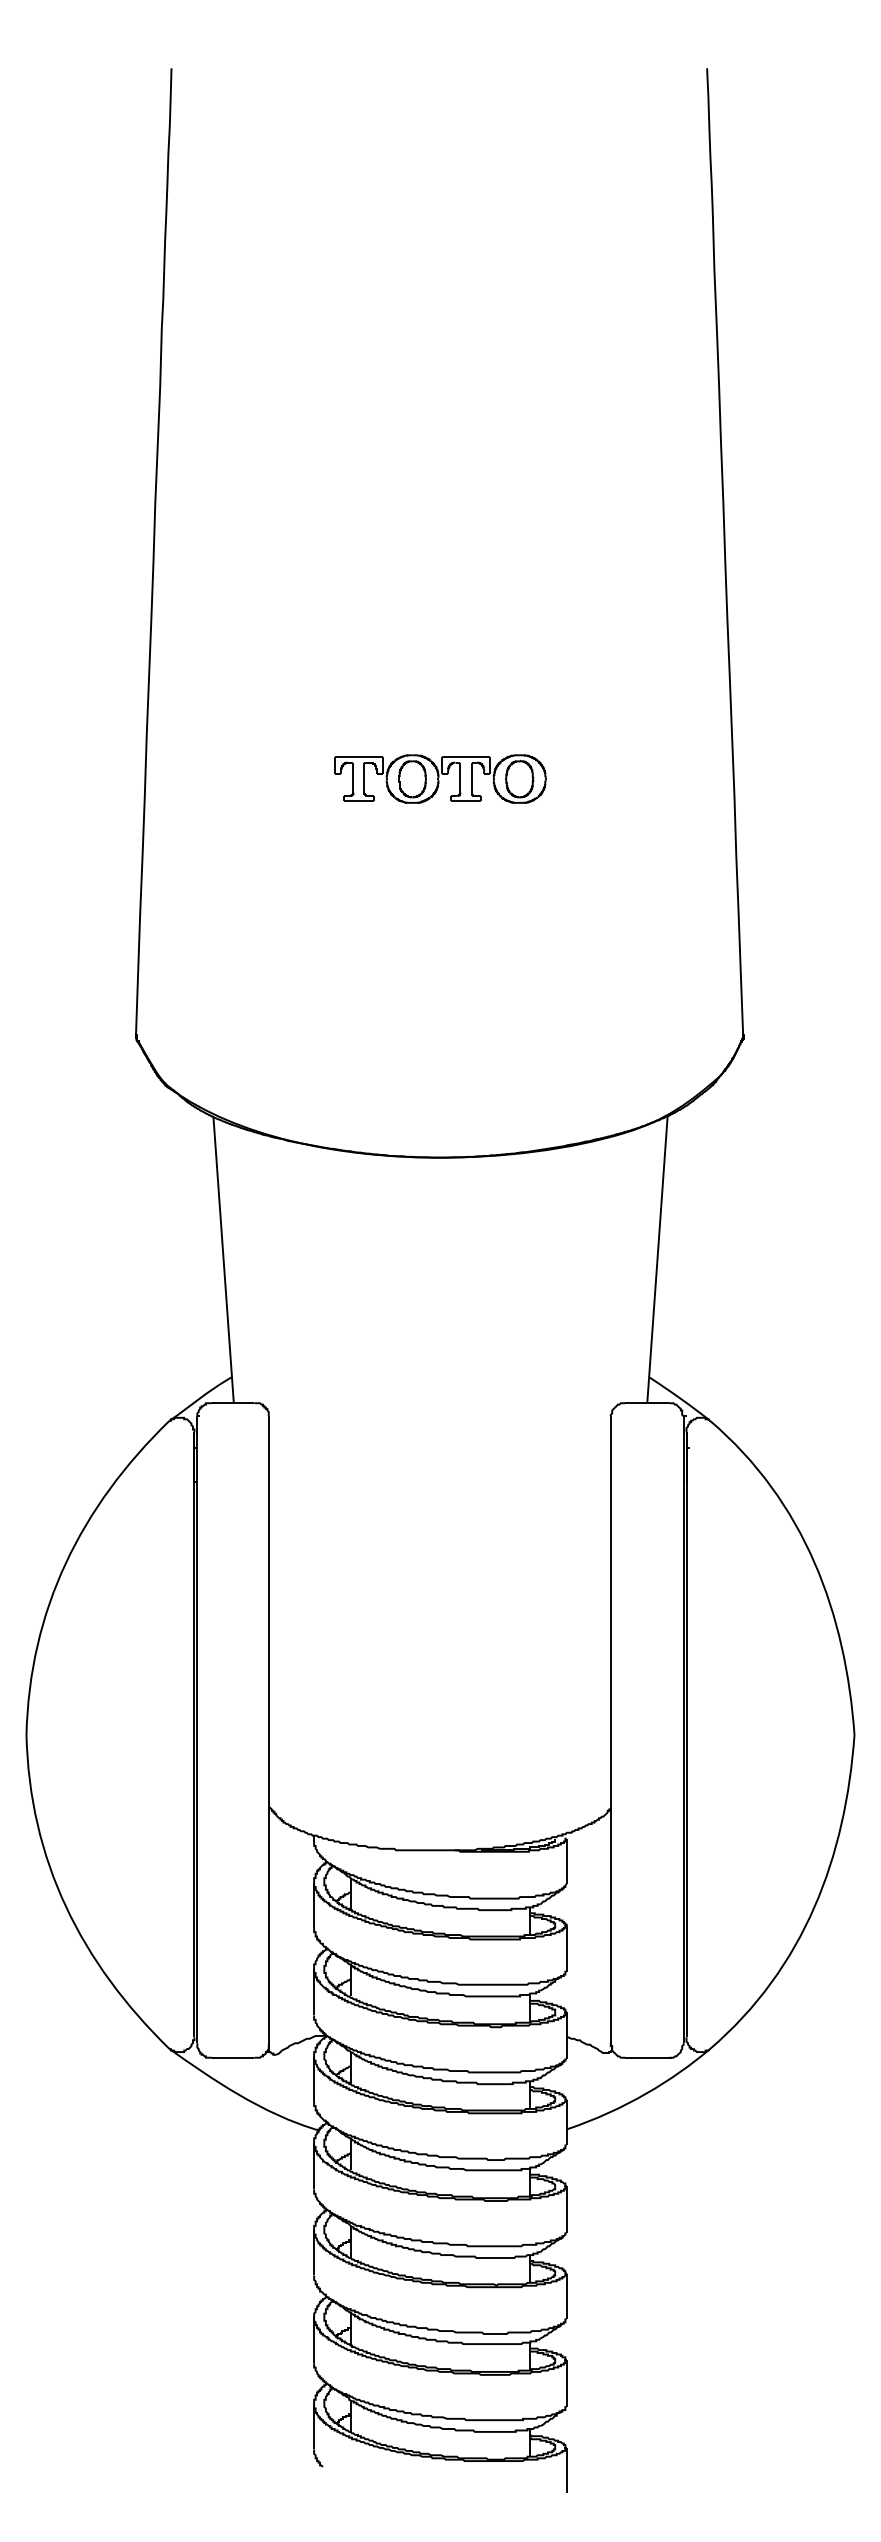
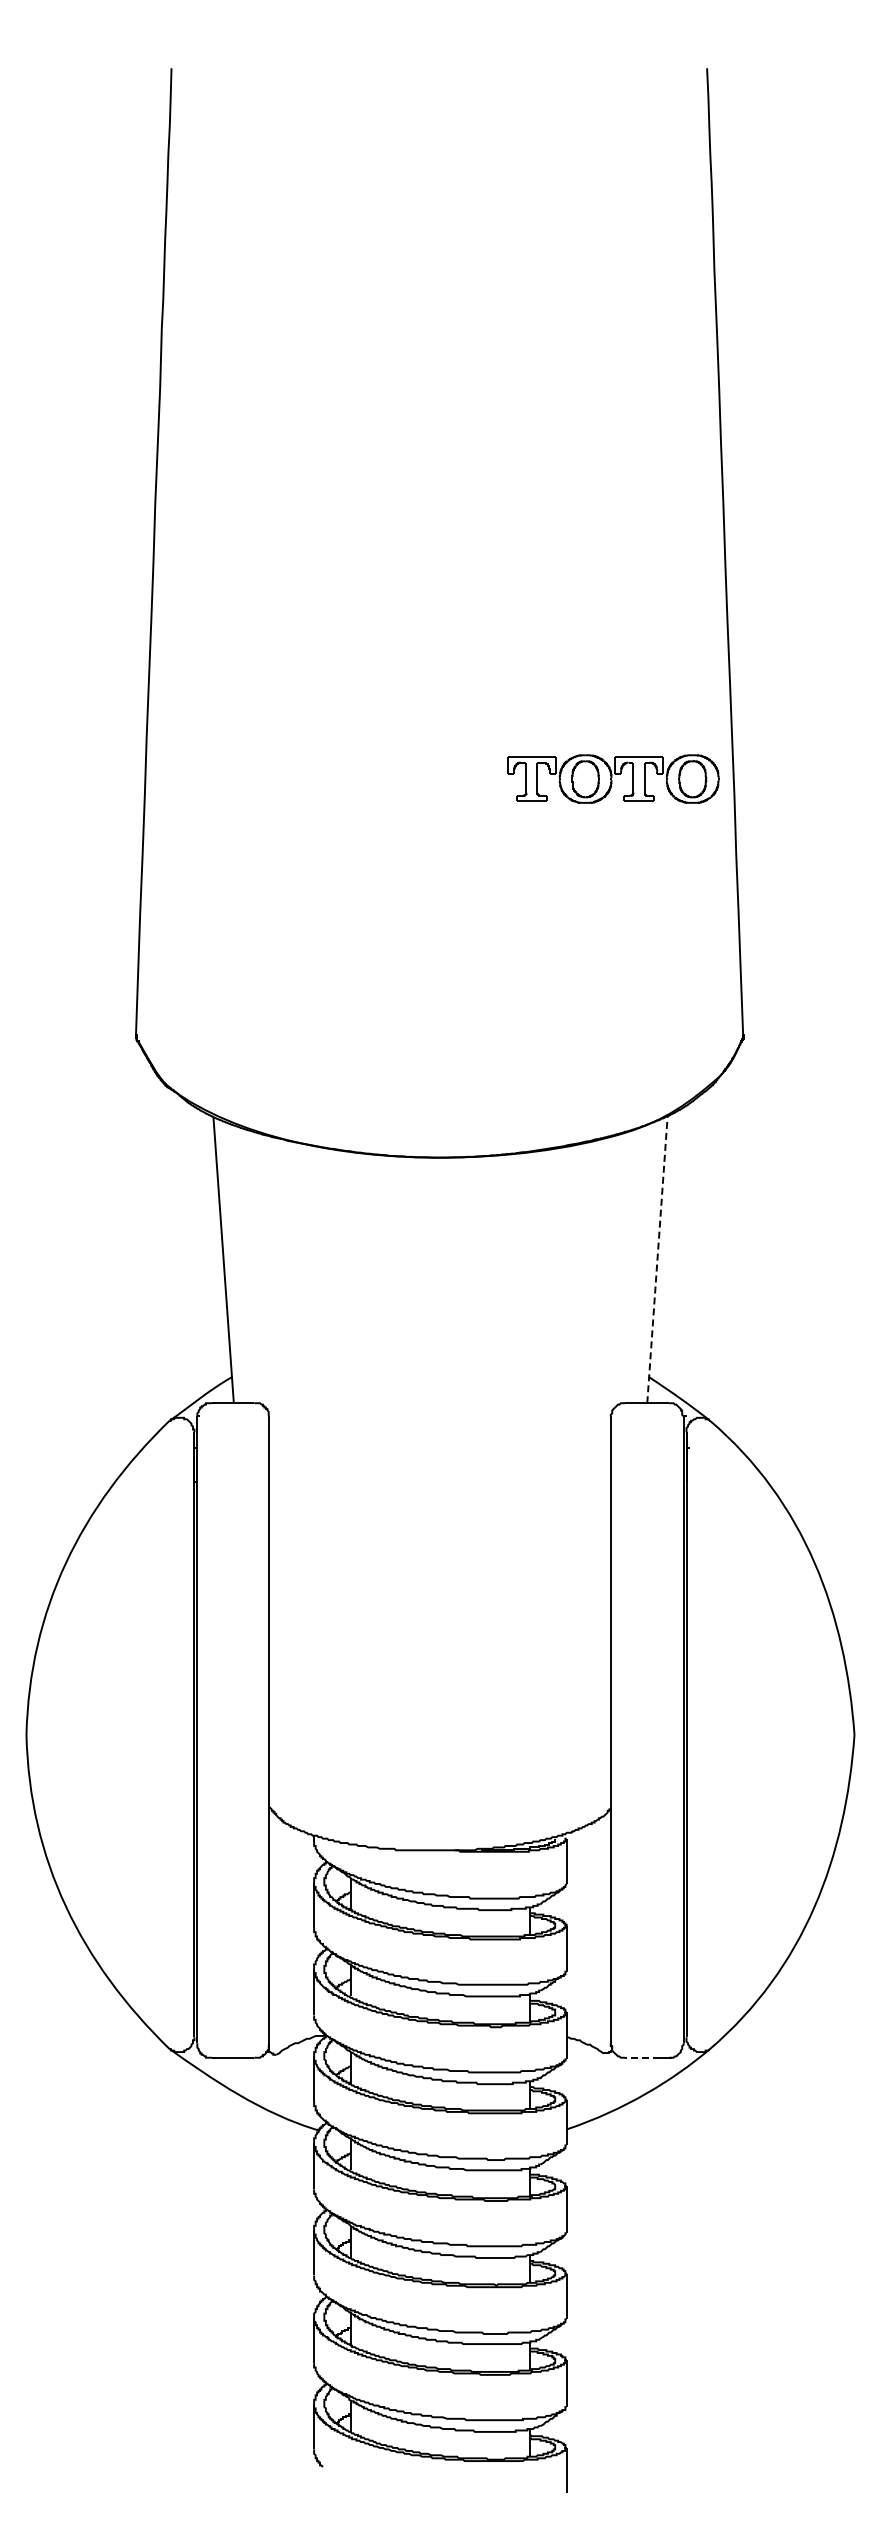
part position: (440, 778) -> (613, 778) (613, 778)
line: solid -> dashed (657, 1260)
line: solid -> dashed (642, 2057)
